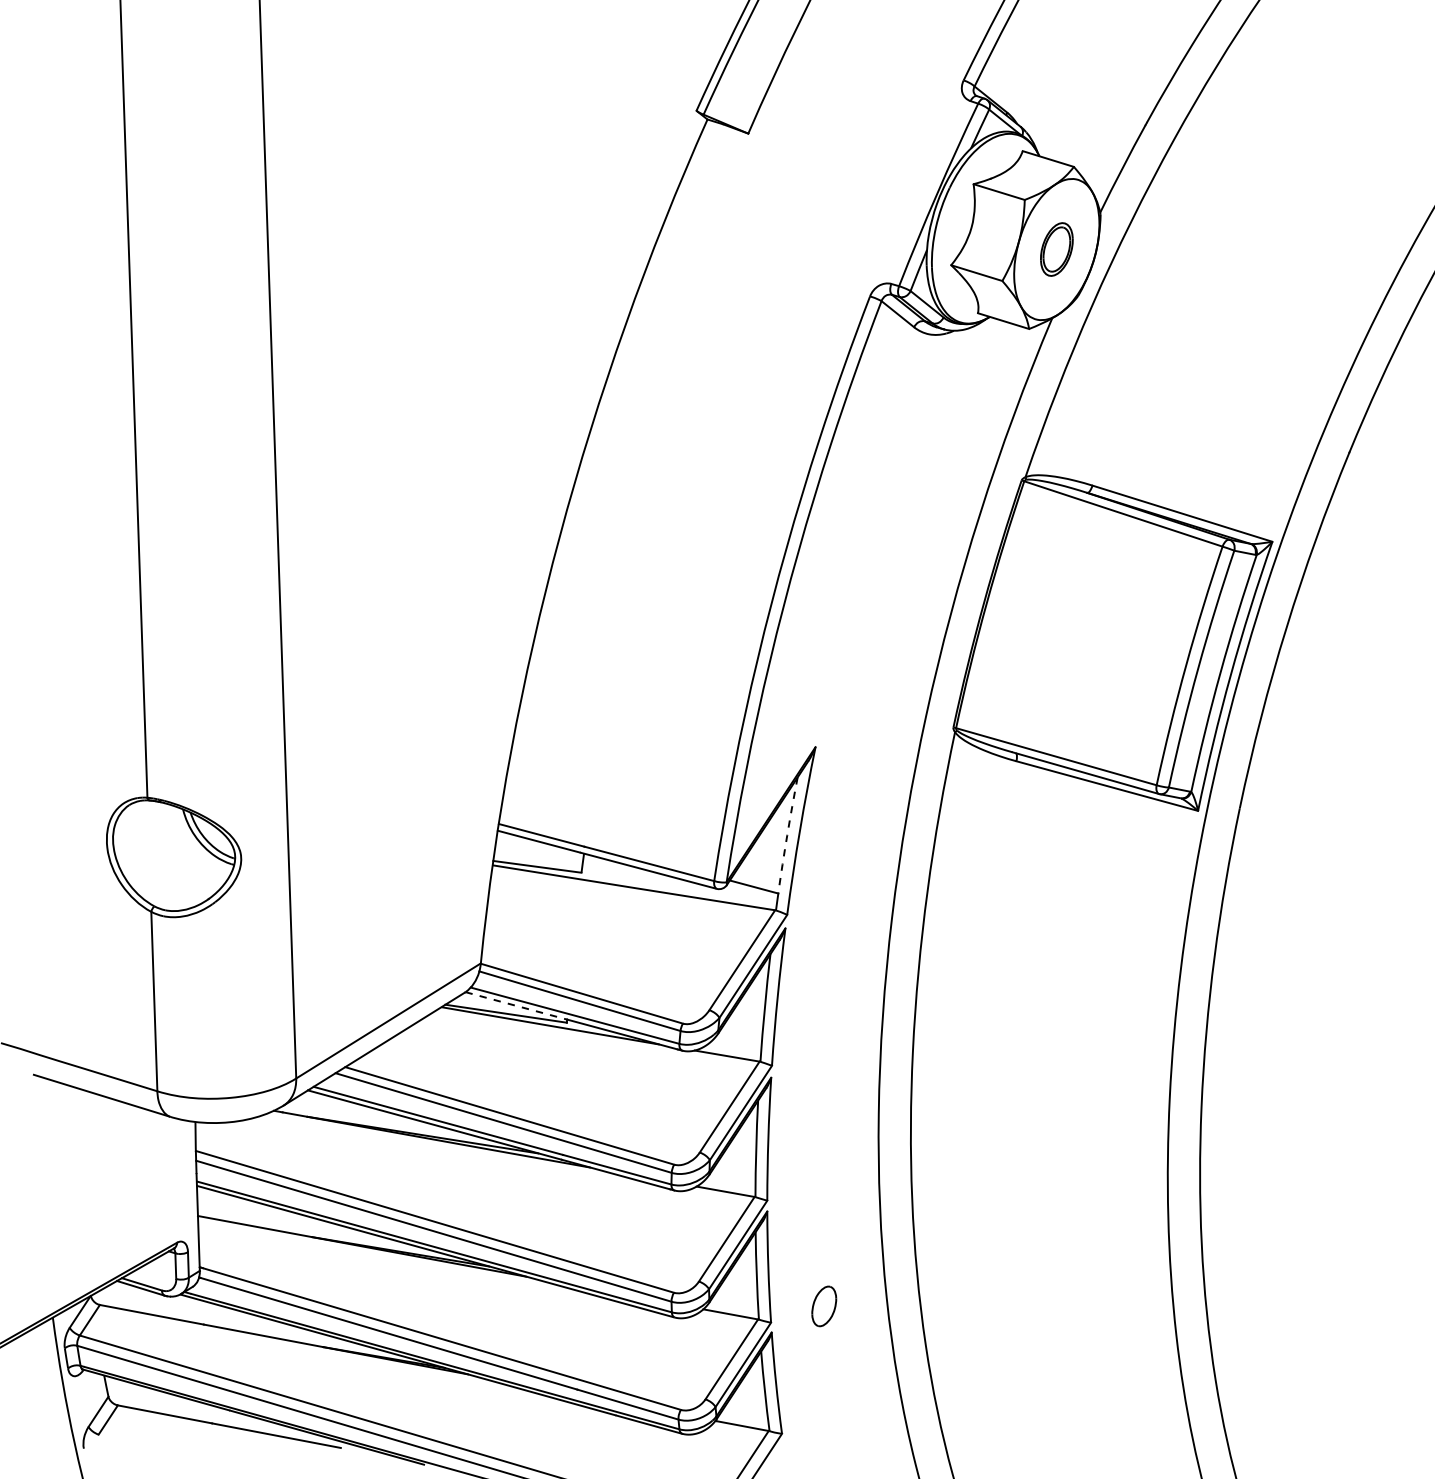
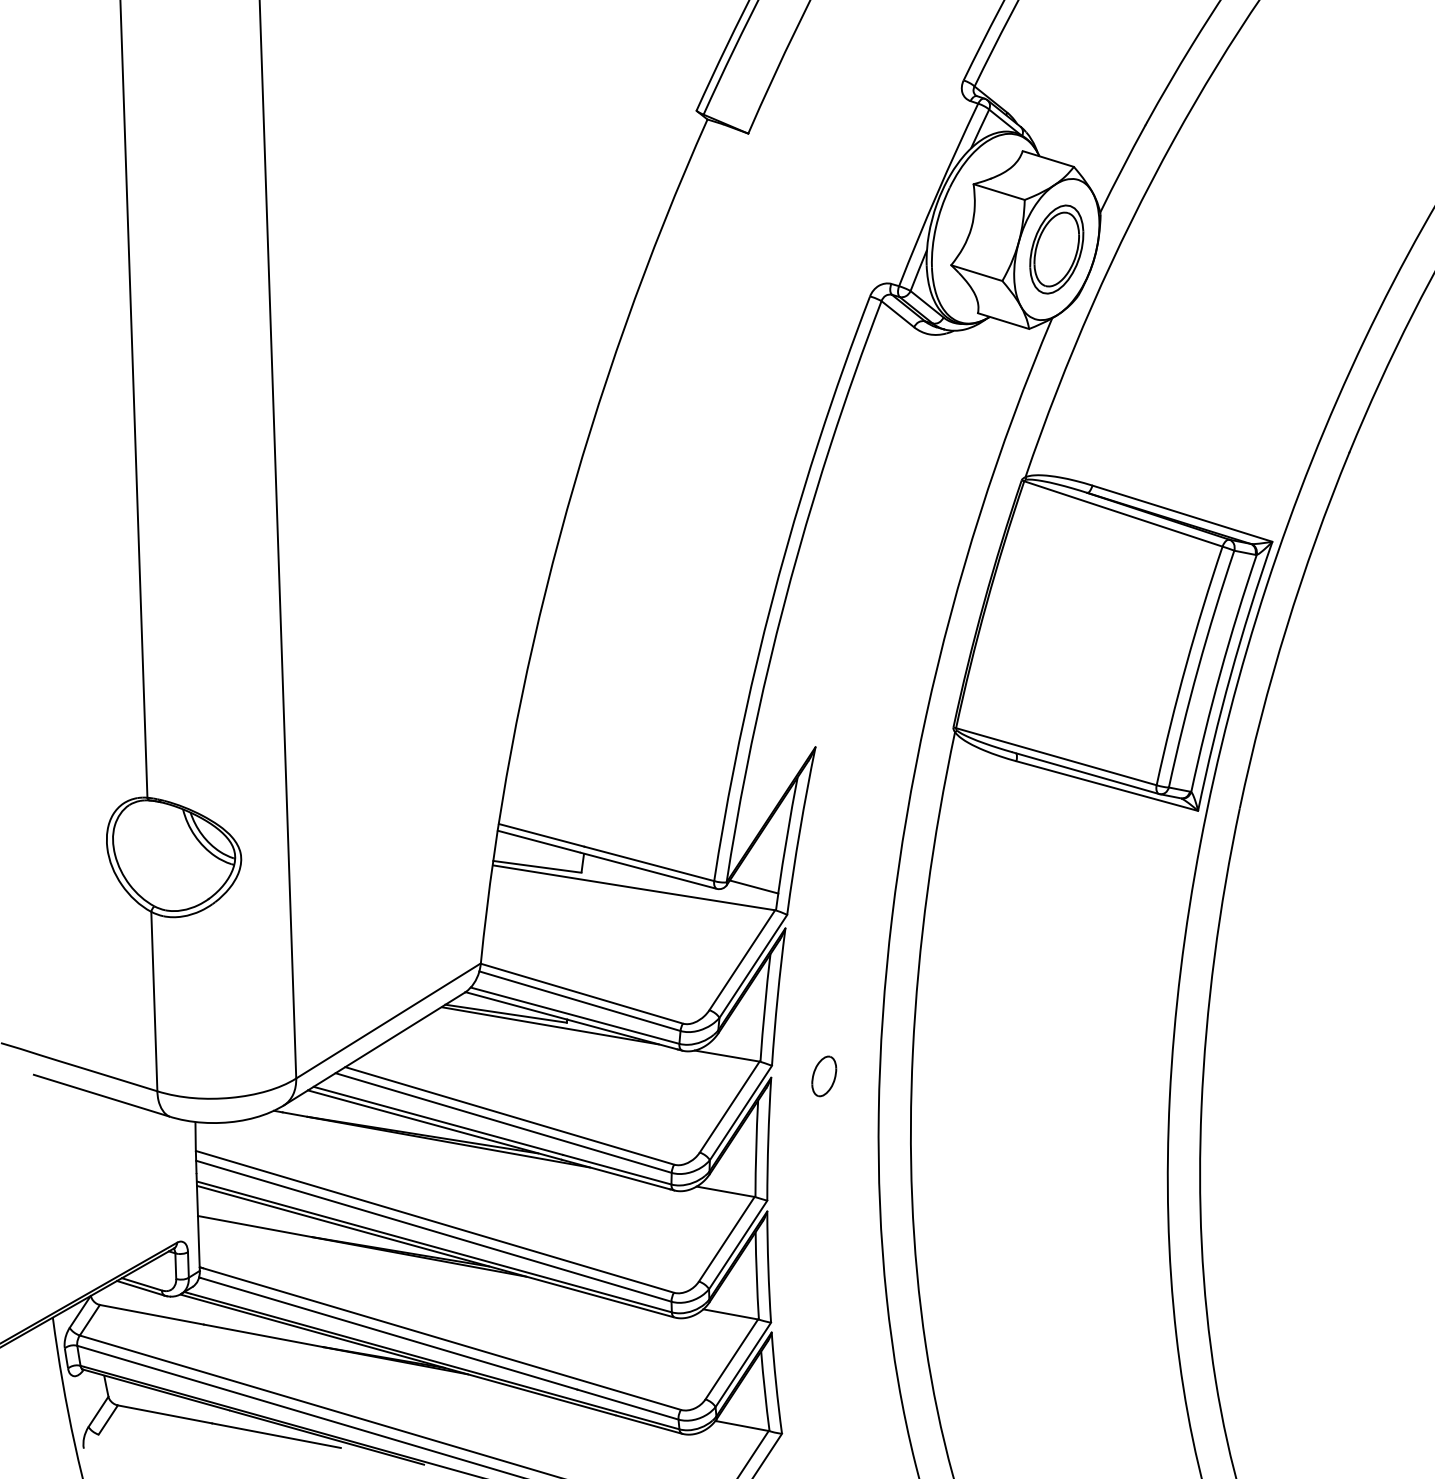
part size: 34x55 px -> 56x91 px (1056, 249)
arc: dashed -> solid (787, 835)
line: dashed -> solid (516, 1005)
part position: (824, 1306) -> (824, 1076) (824, 1076)
